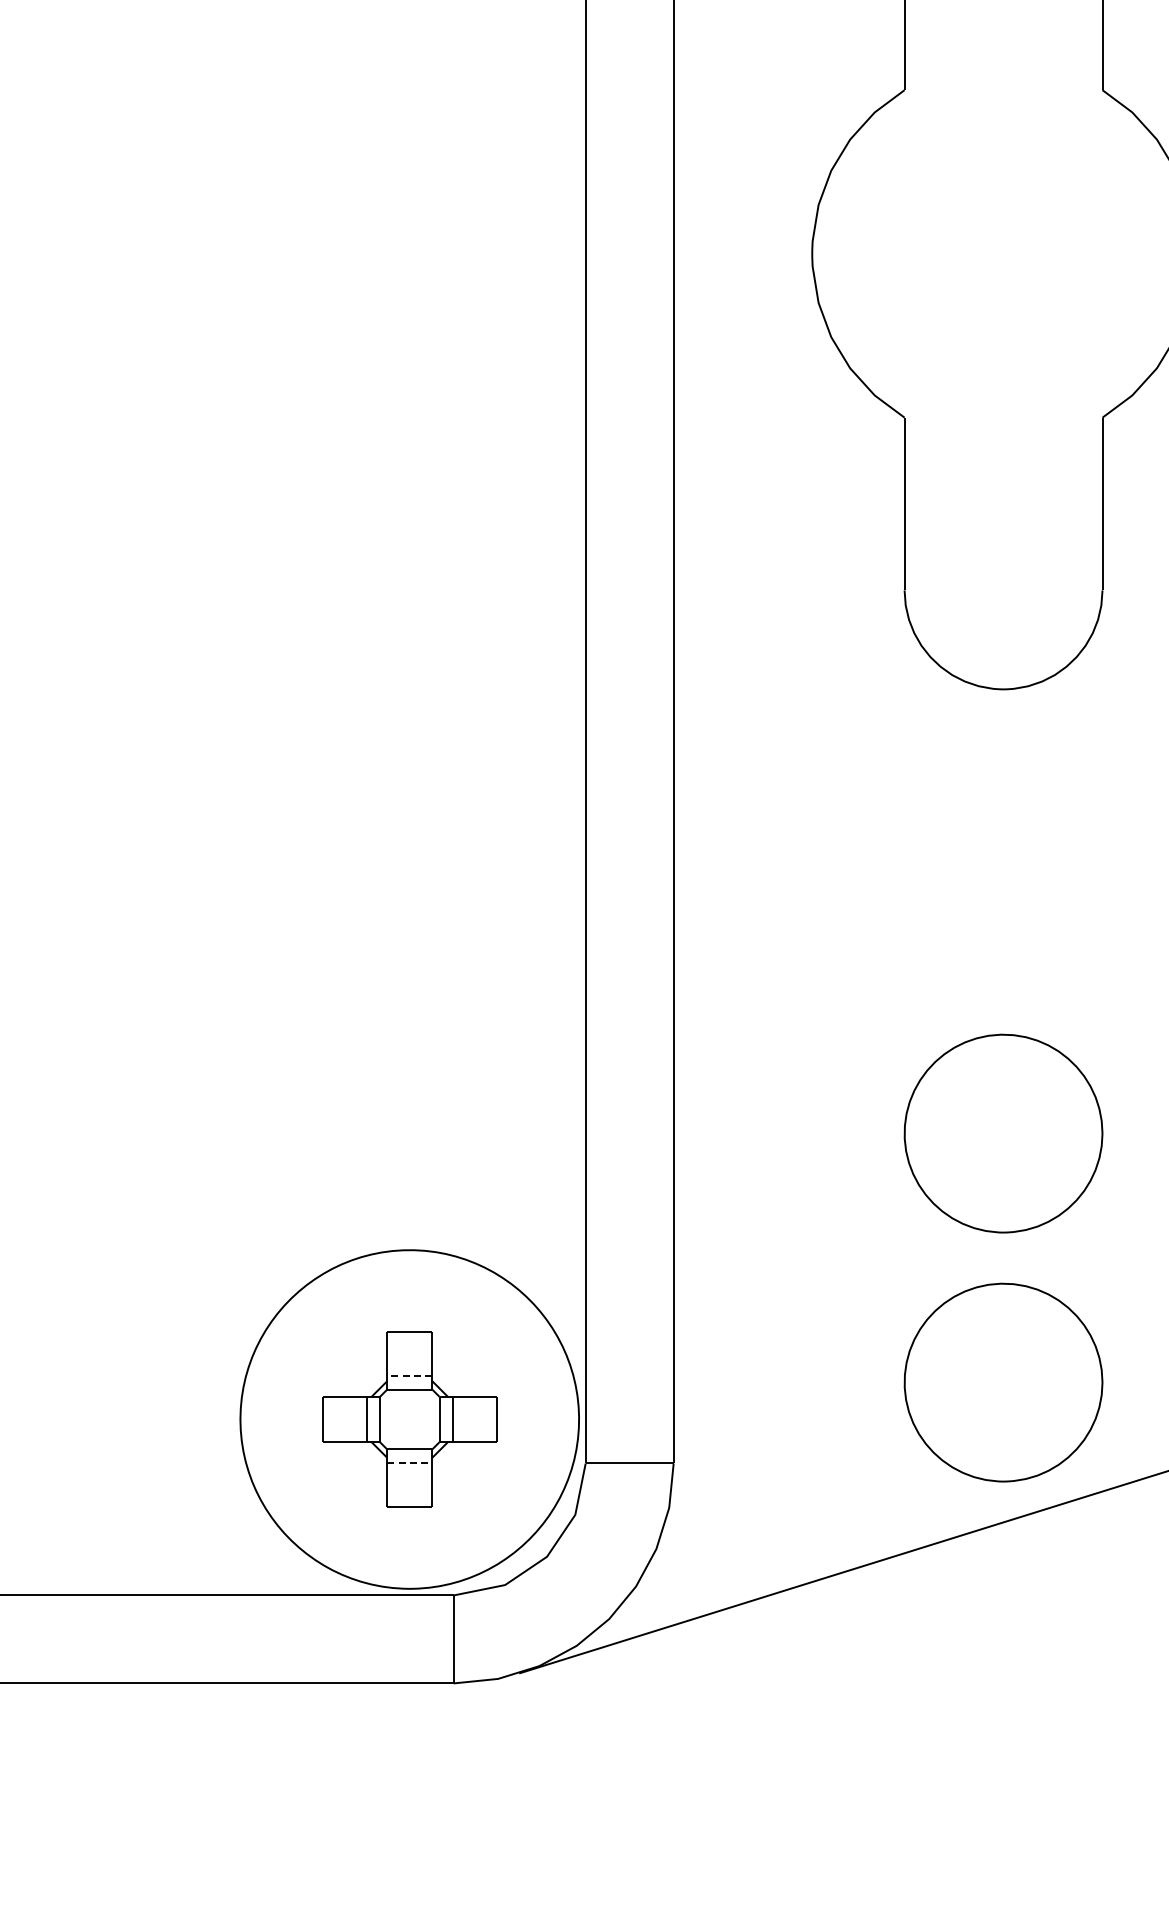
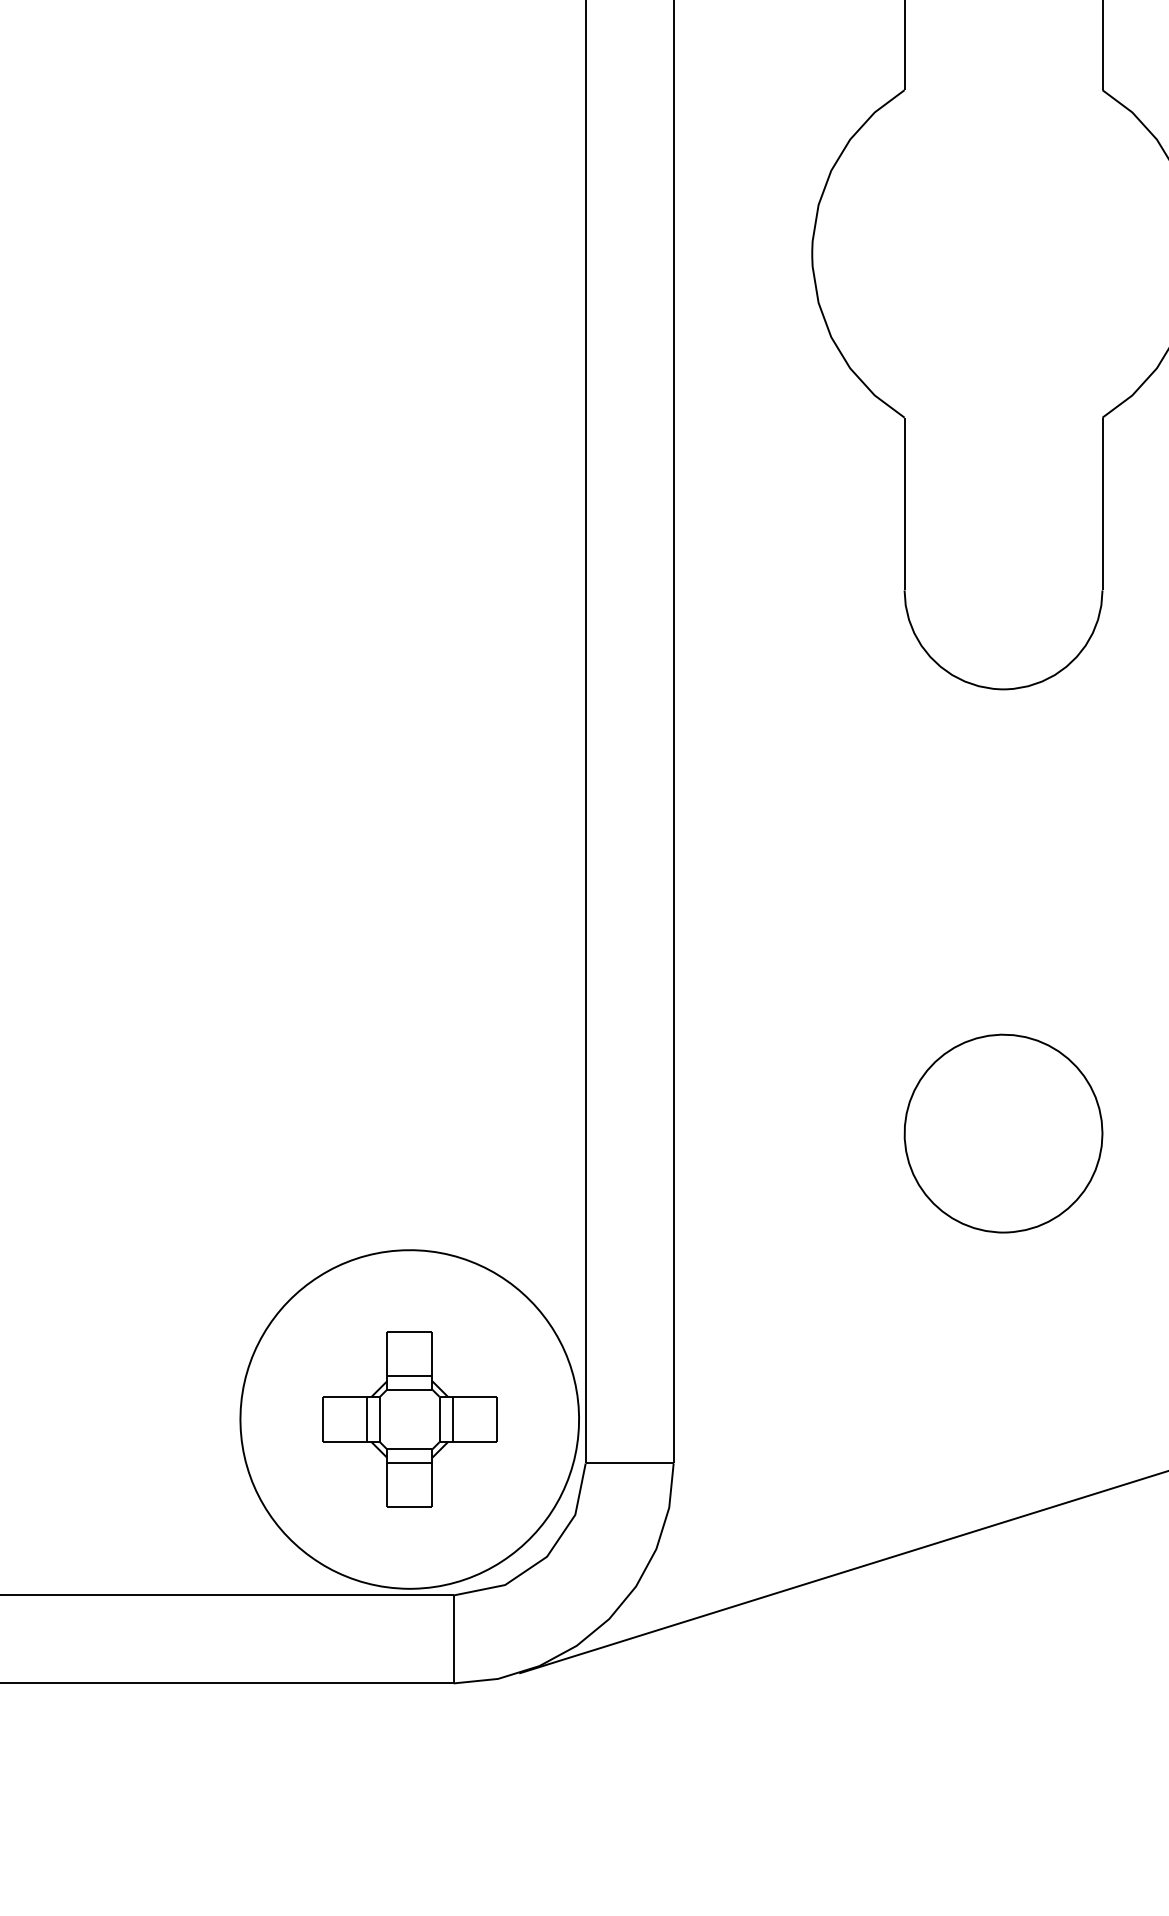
line: dashed -> solid (409, 1376)
part: present -> none (1003, 1382)
line: dashed -> solid (409, 1462)
